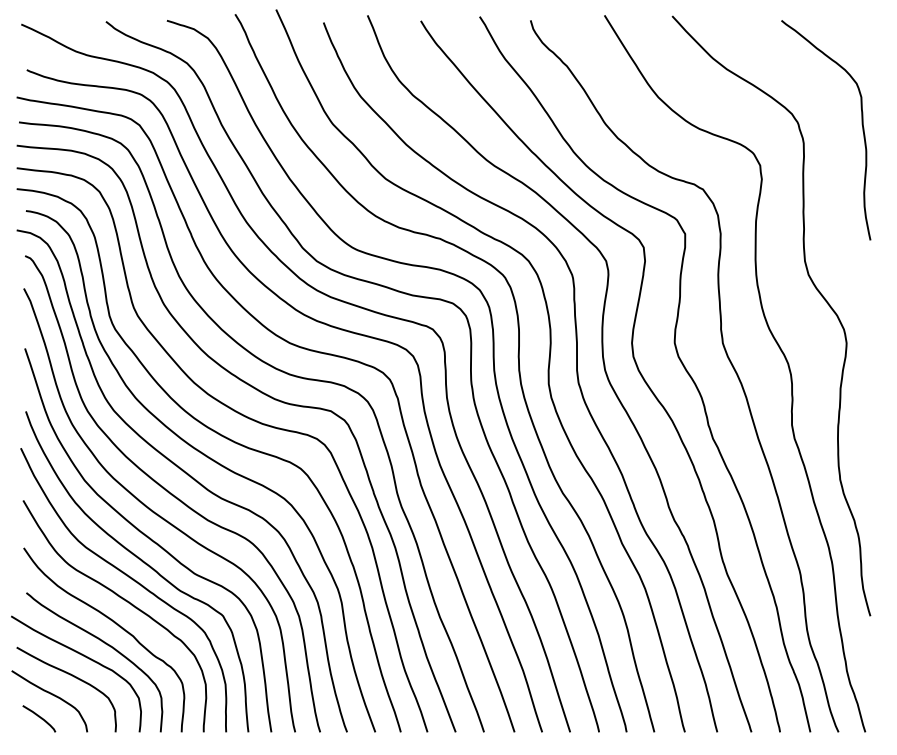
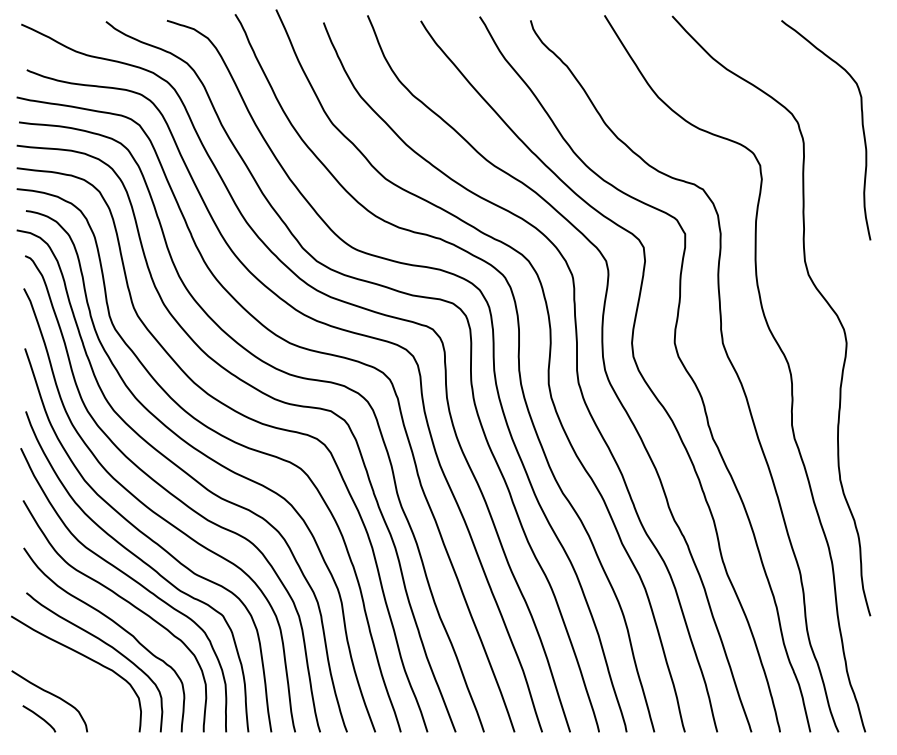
curve: present -> none (73, 677)
